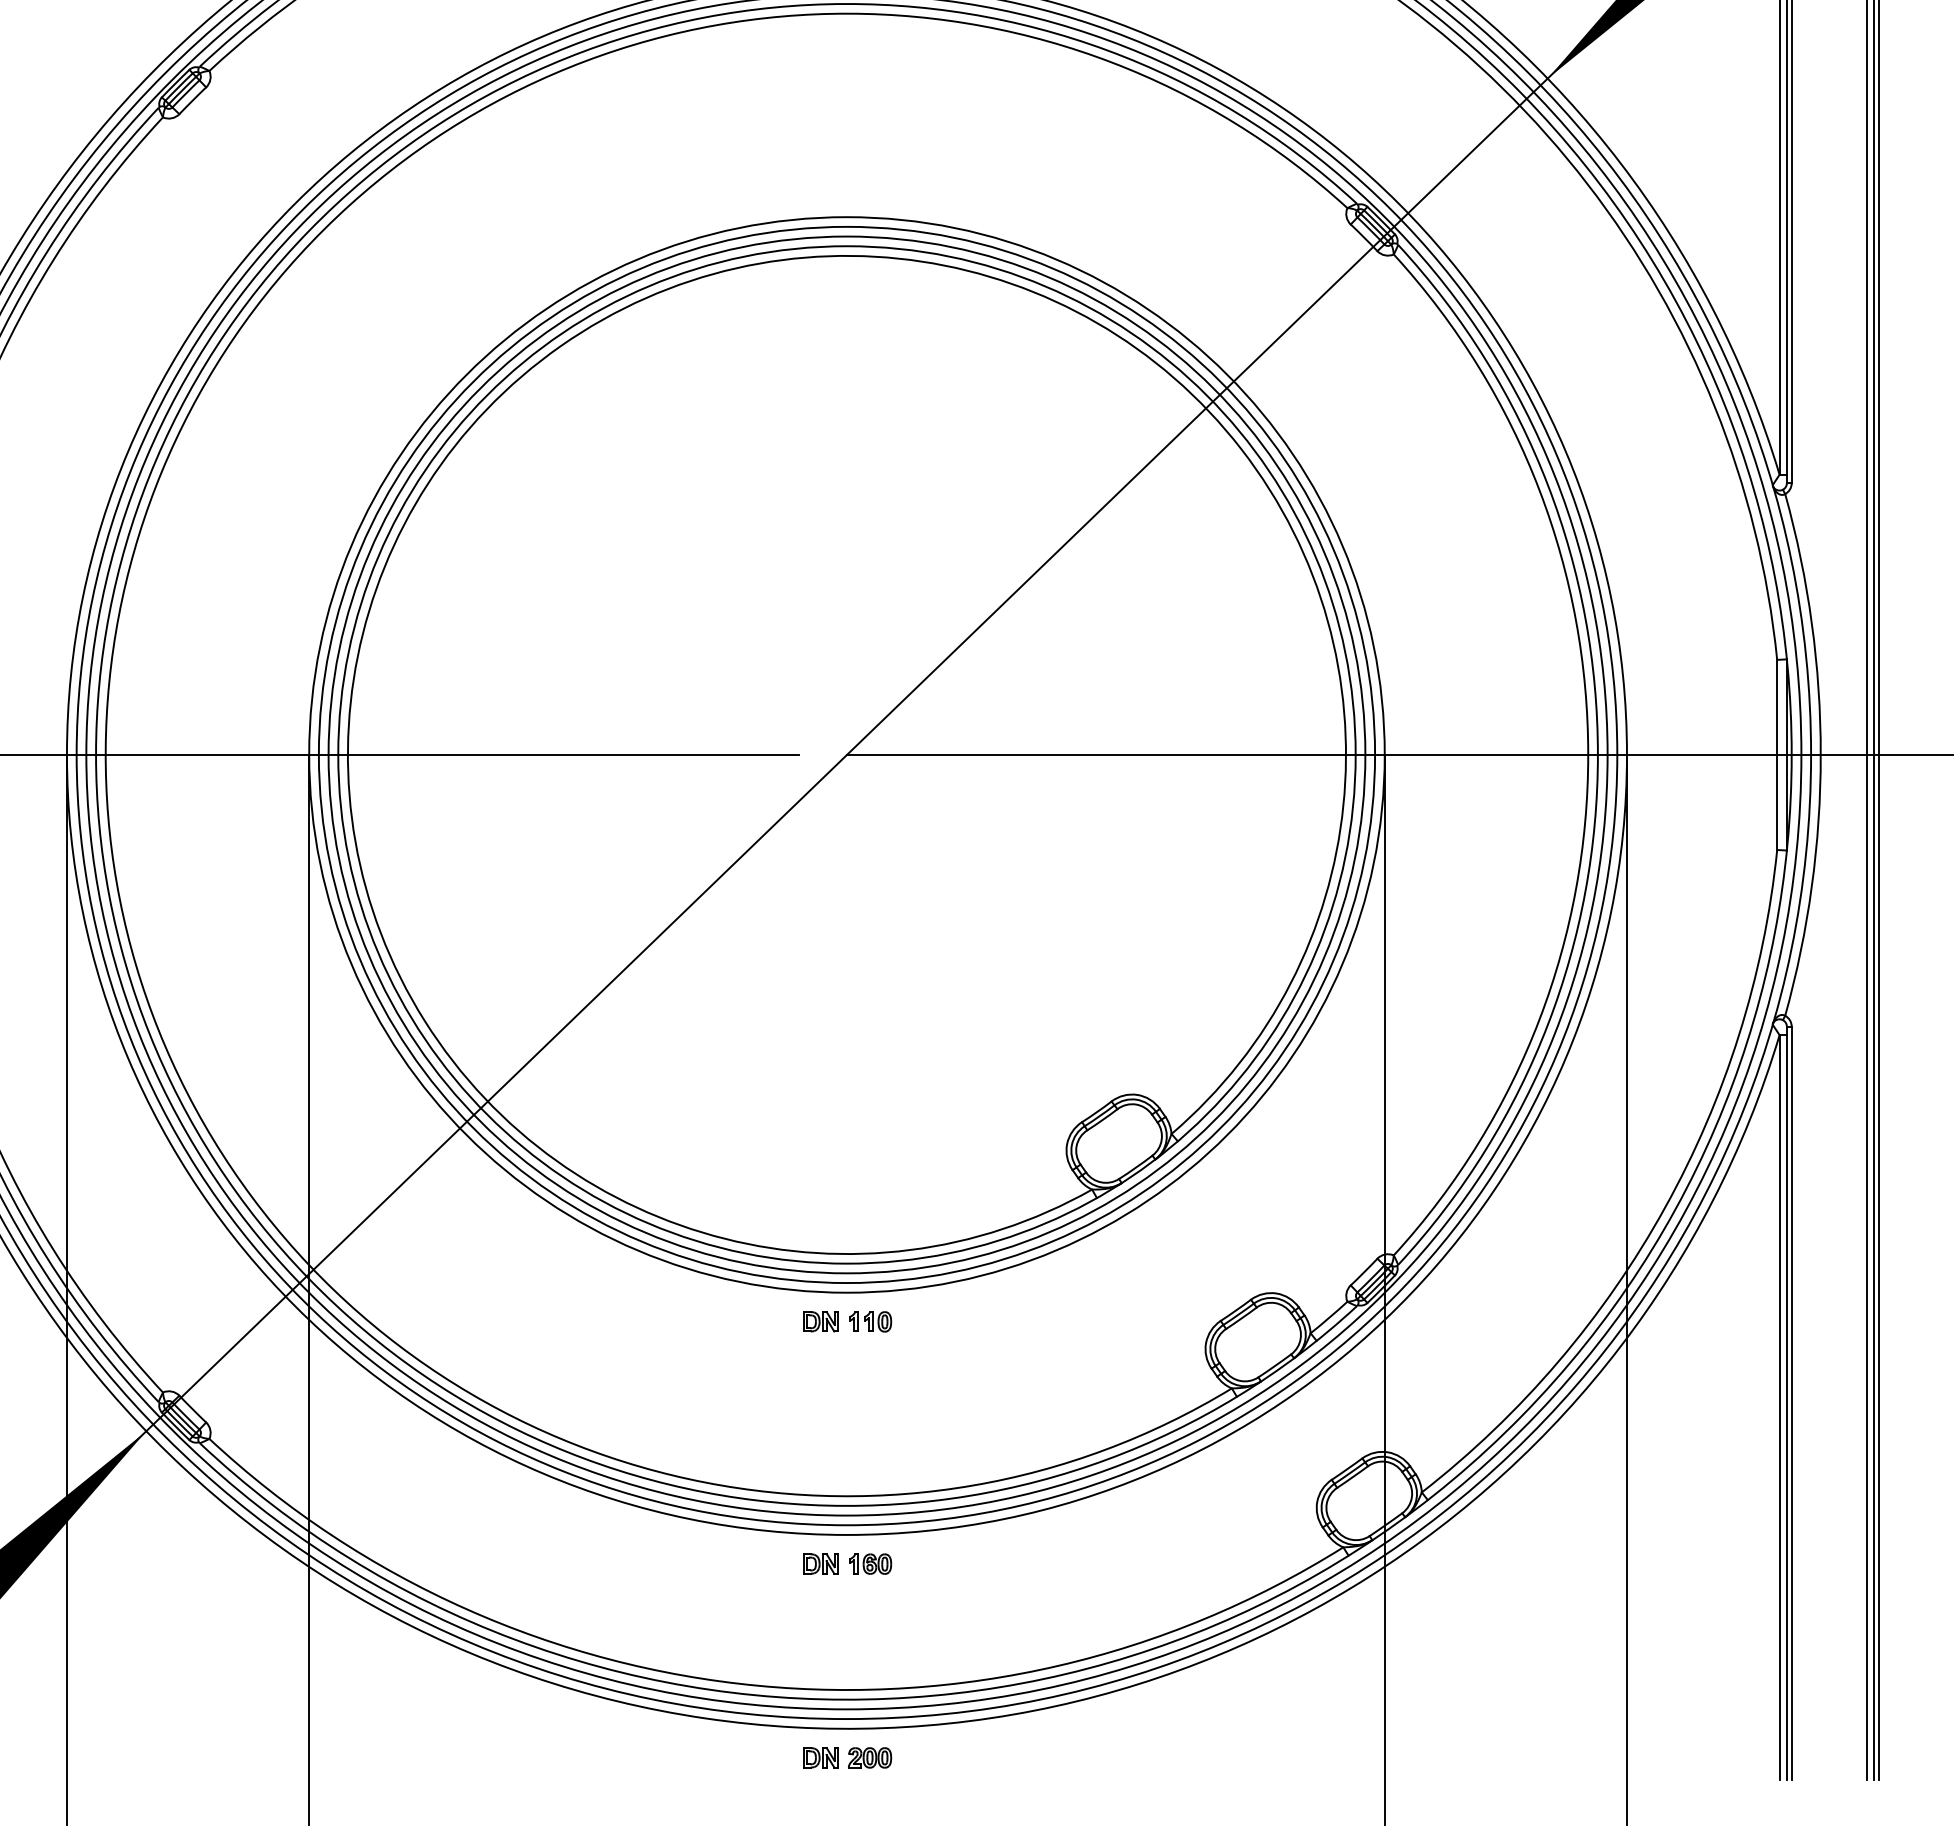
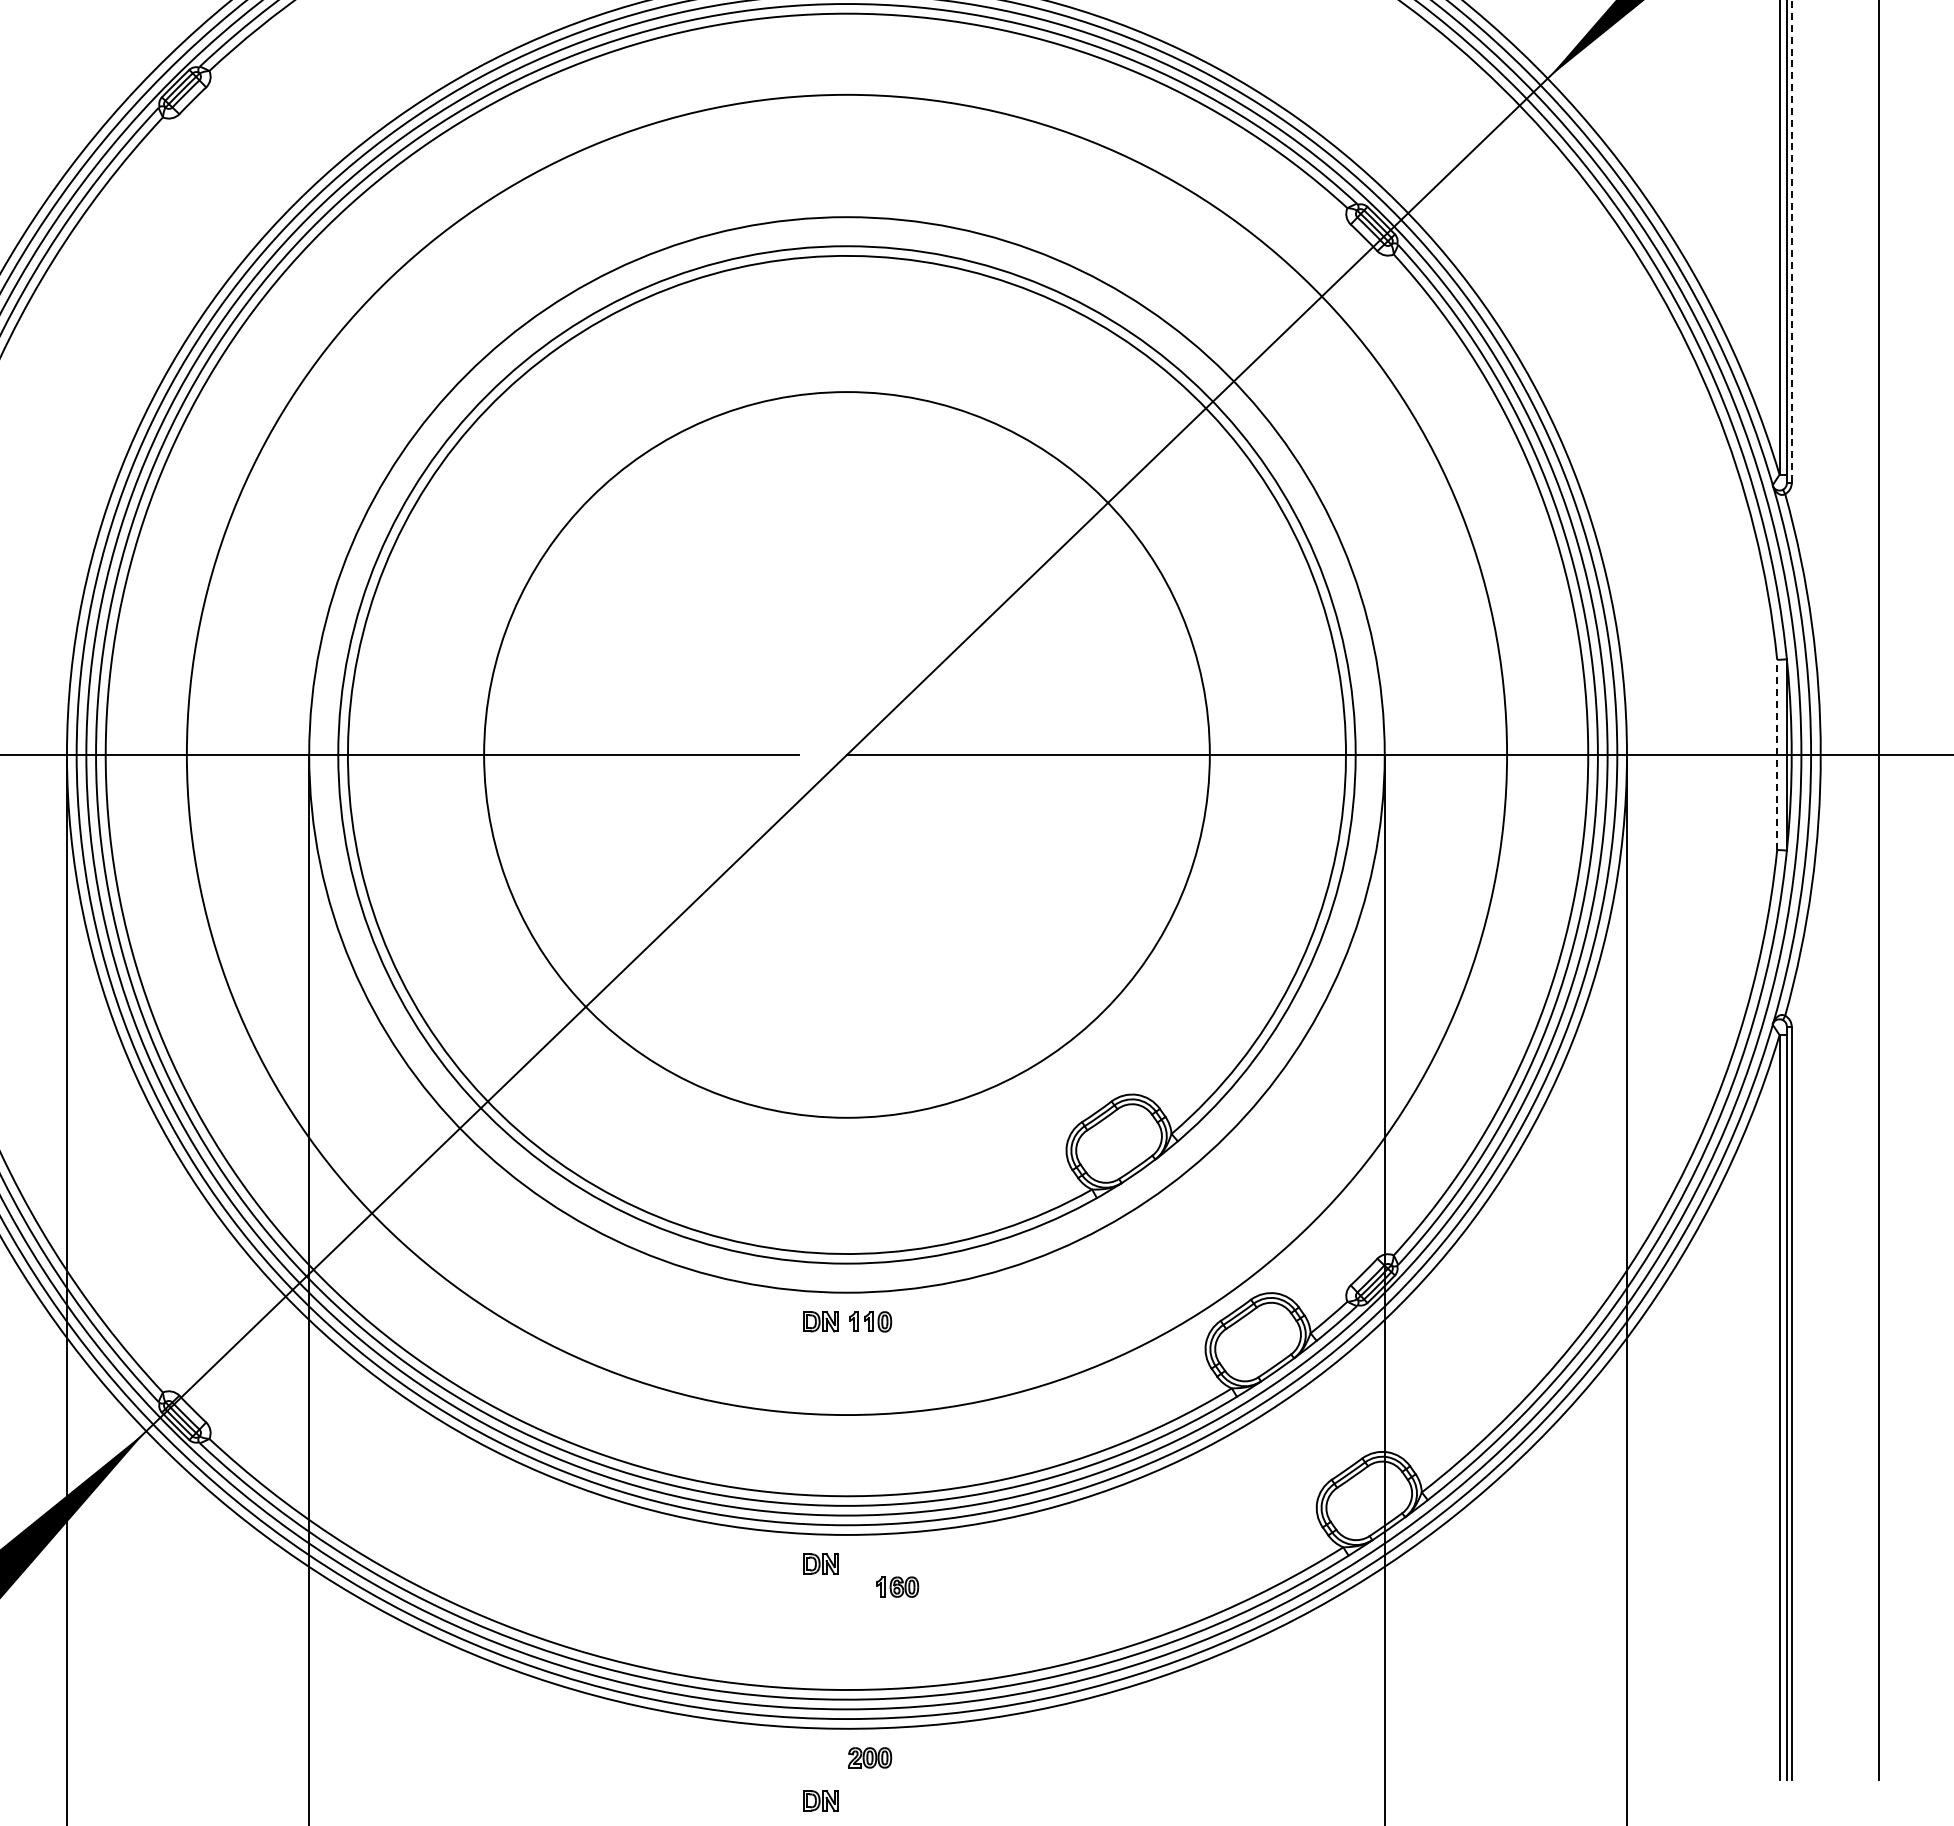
line: solid -> dashed (1791, 242)
circle diameter: 1037 px -> 726 px (846, 754)
circle diameter: 1056 px -> 1320 px (846, 754)
line: solid -> dashed (1777, 754)
line: present -> none (1866, 890)
line: present -> none (1874, 890)
part position: (870, 1563) -> (897, 1586) (897, 1586)
part position: (820, 1757) -> (820, 1800) (820, 1800)
